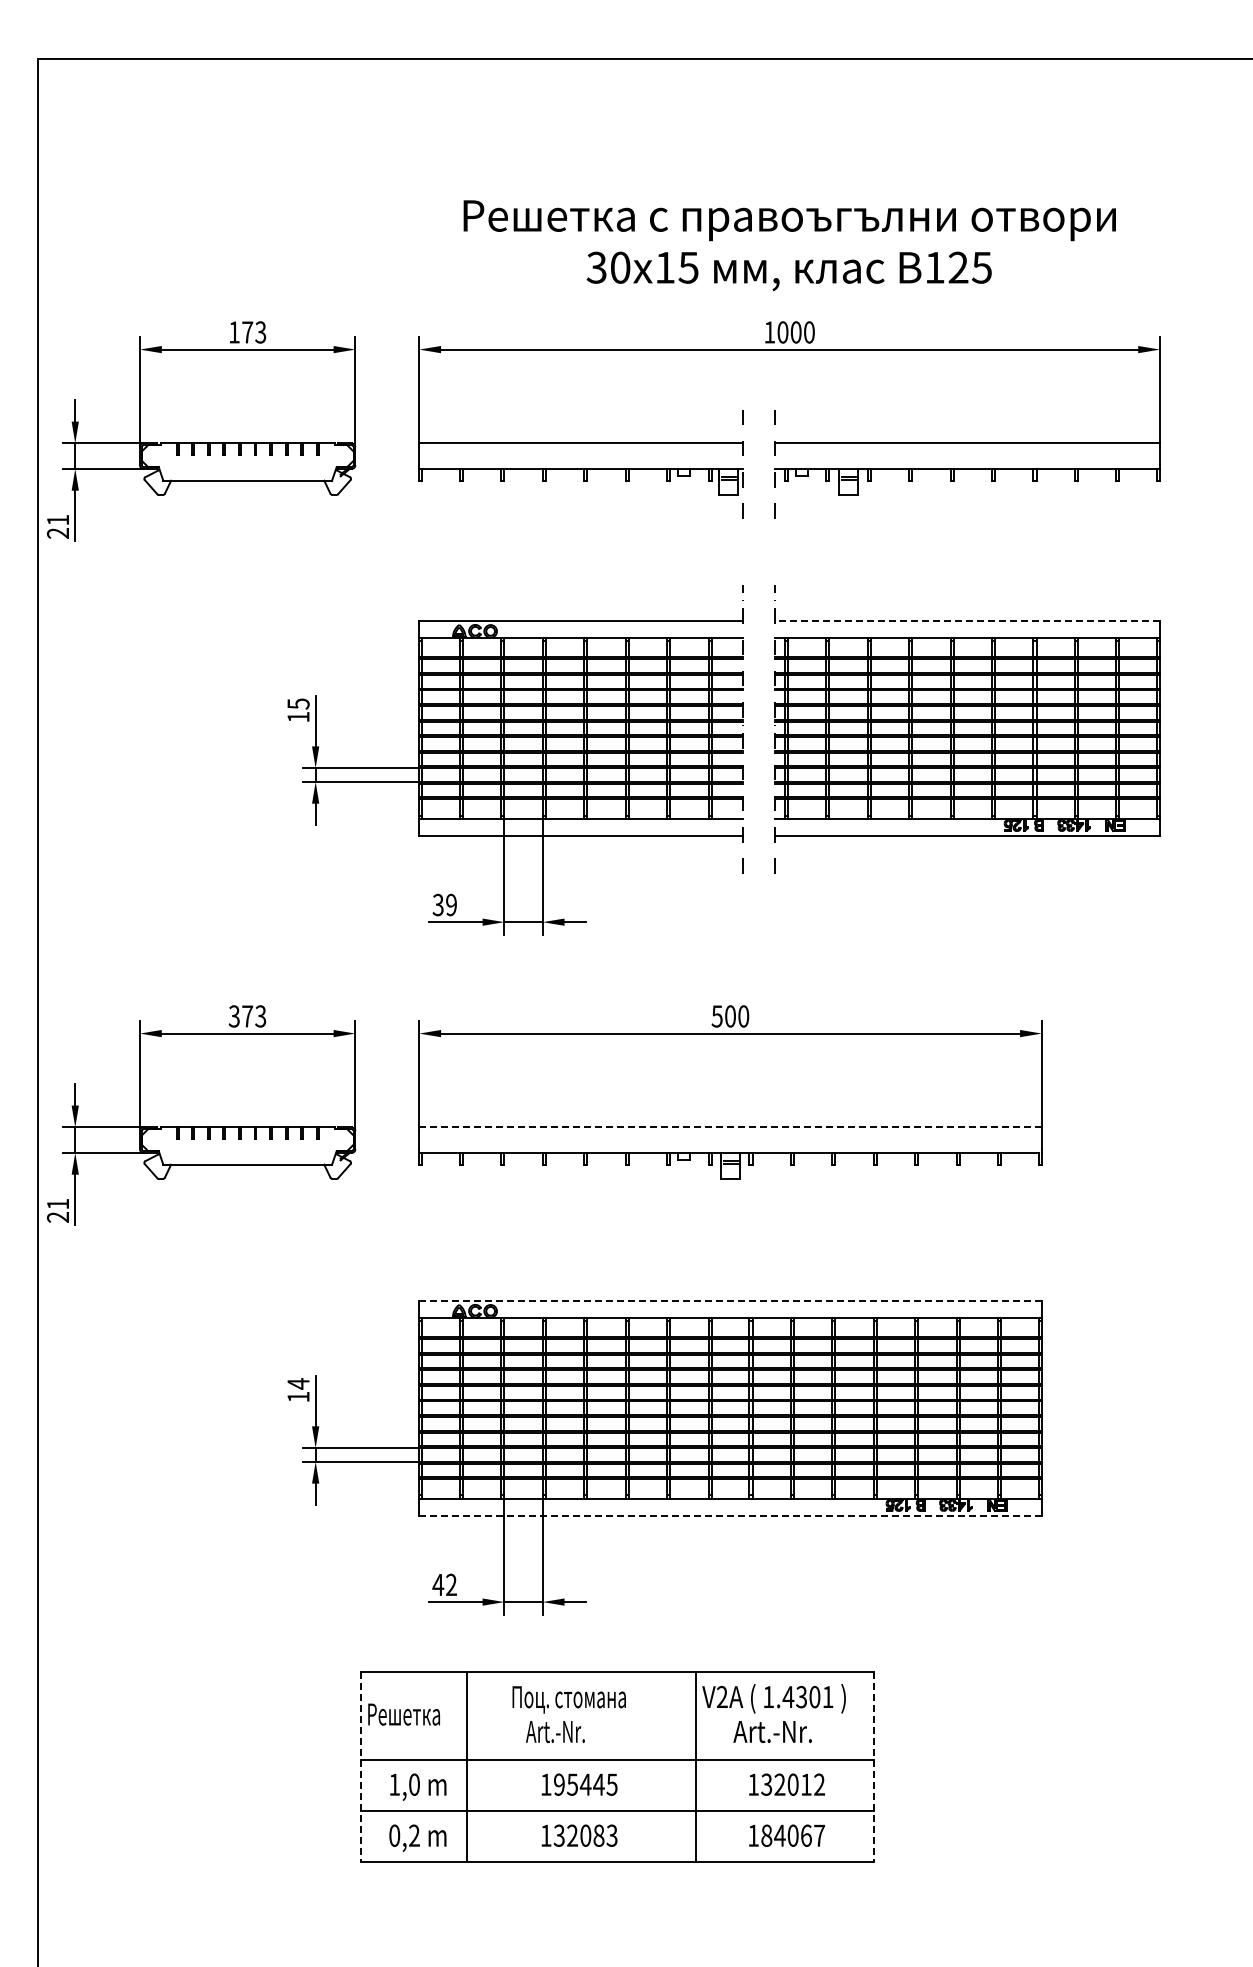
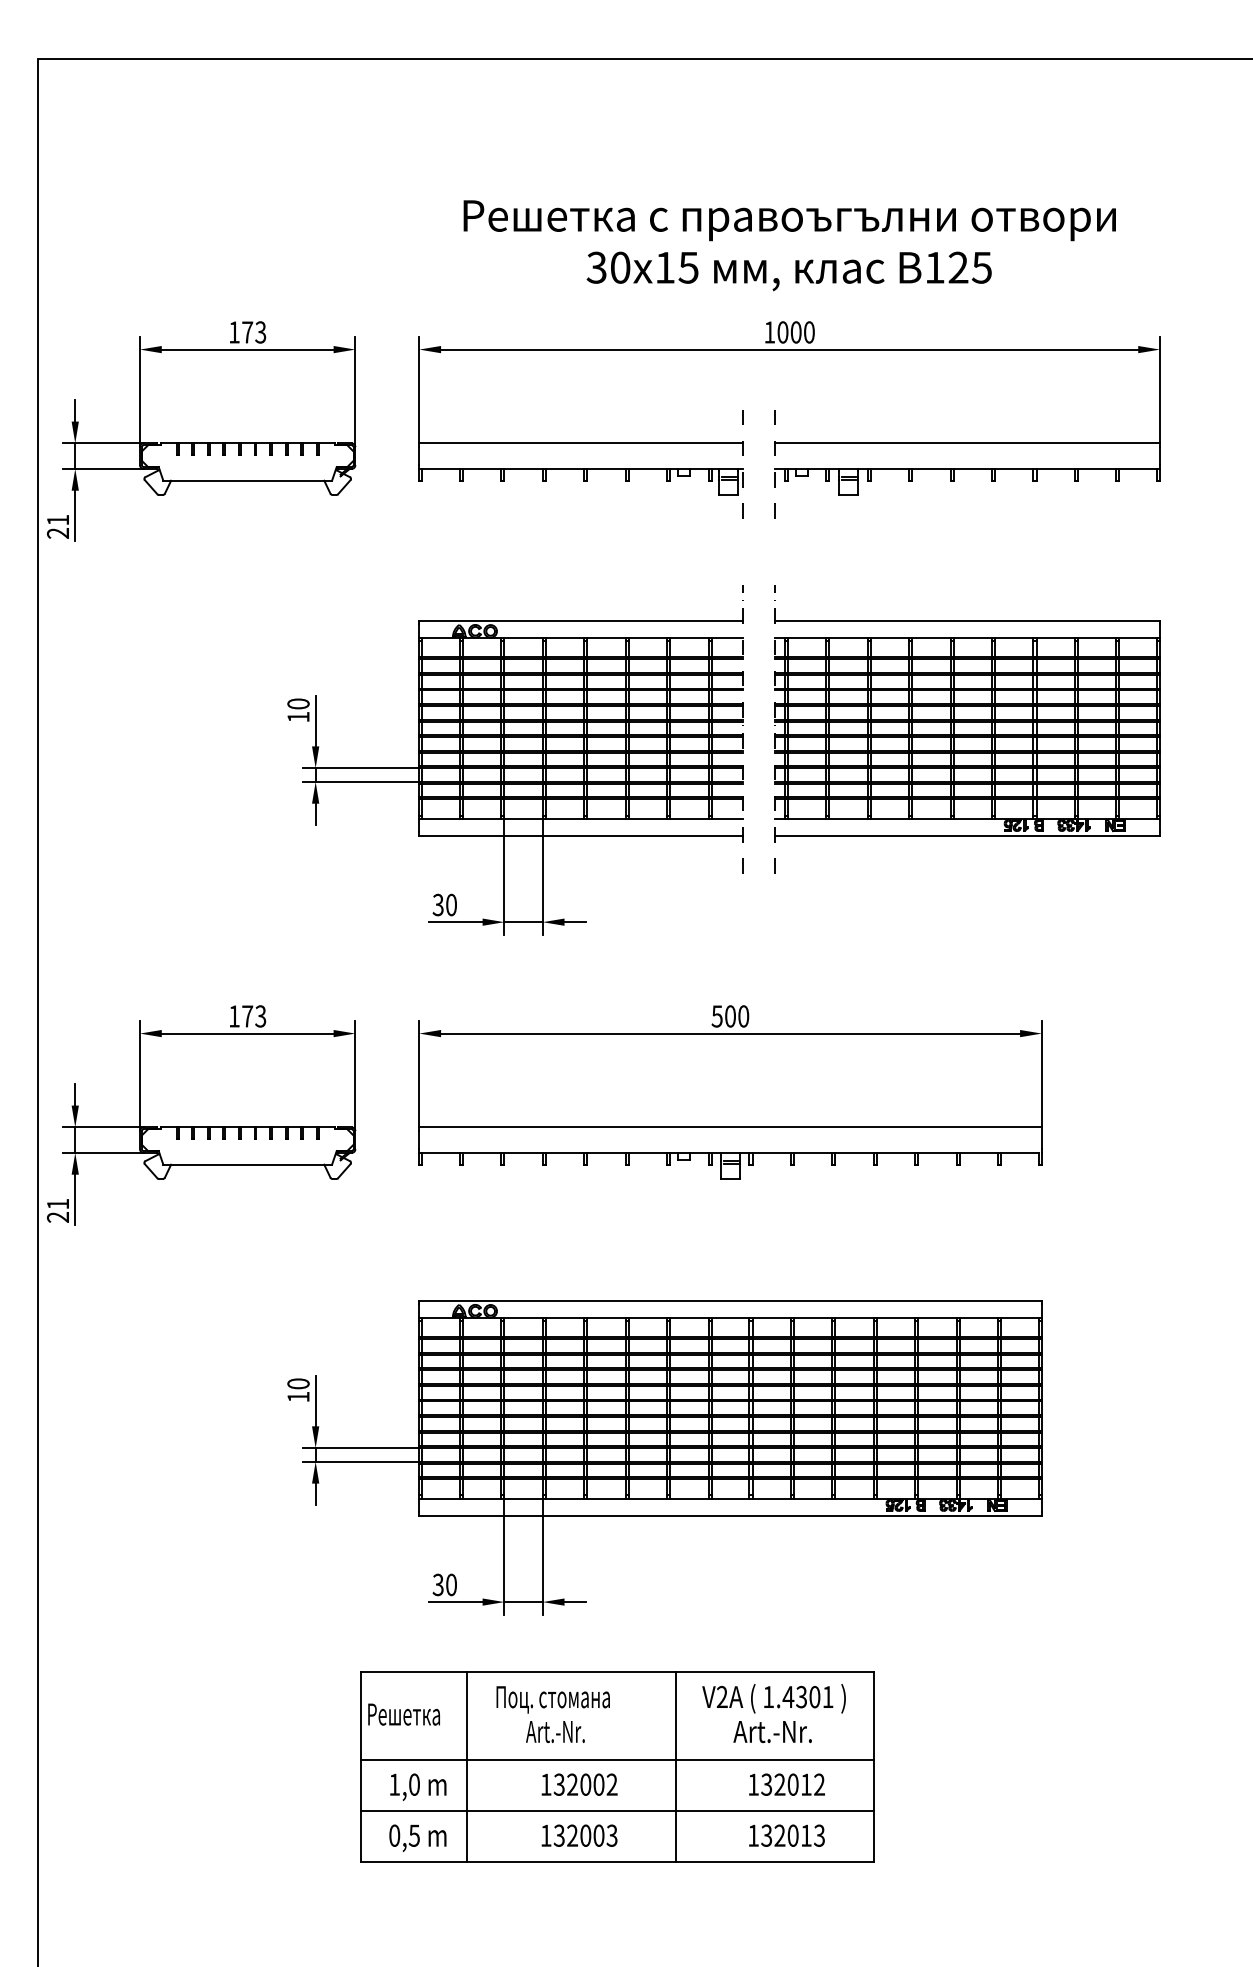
line: dashed -> solid (967, 620)
text: 15 -> 10 (298, 703)
text: 39 -> 30 (451, 905)
text: 373 -> 173 (233, 1016)
line: dashed -> solid (730, 1127)
line: dashed -> solid (730, 1300)
text: 14 -> 10 (298, 1383)
line: dashed -> solid (730, 1515)
text: 42 -> 30 (444, 1584)
text position: (568, 1699) -> (552, 1699) (552, 1699)
line: dashed -> solid (360, 1766)
line position: (695, 1766) -> (675, 1766) (675, 1766)
line: dashed -> solid (874, 1766)
text: 195445 -> 132002 (585, 1784)
text: 0,2 -> 0,5 (413, 1835)
text: 132083 -> 132003 (598, 1835)
text: 184067 -> 132013 (793, 1835)
